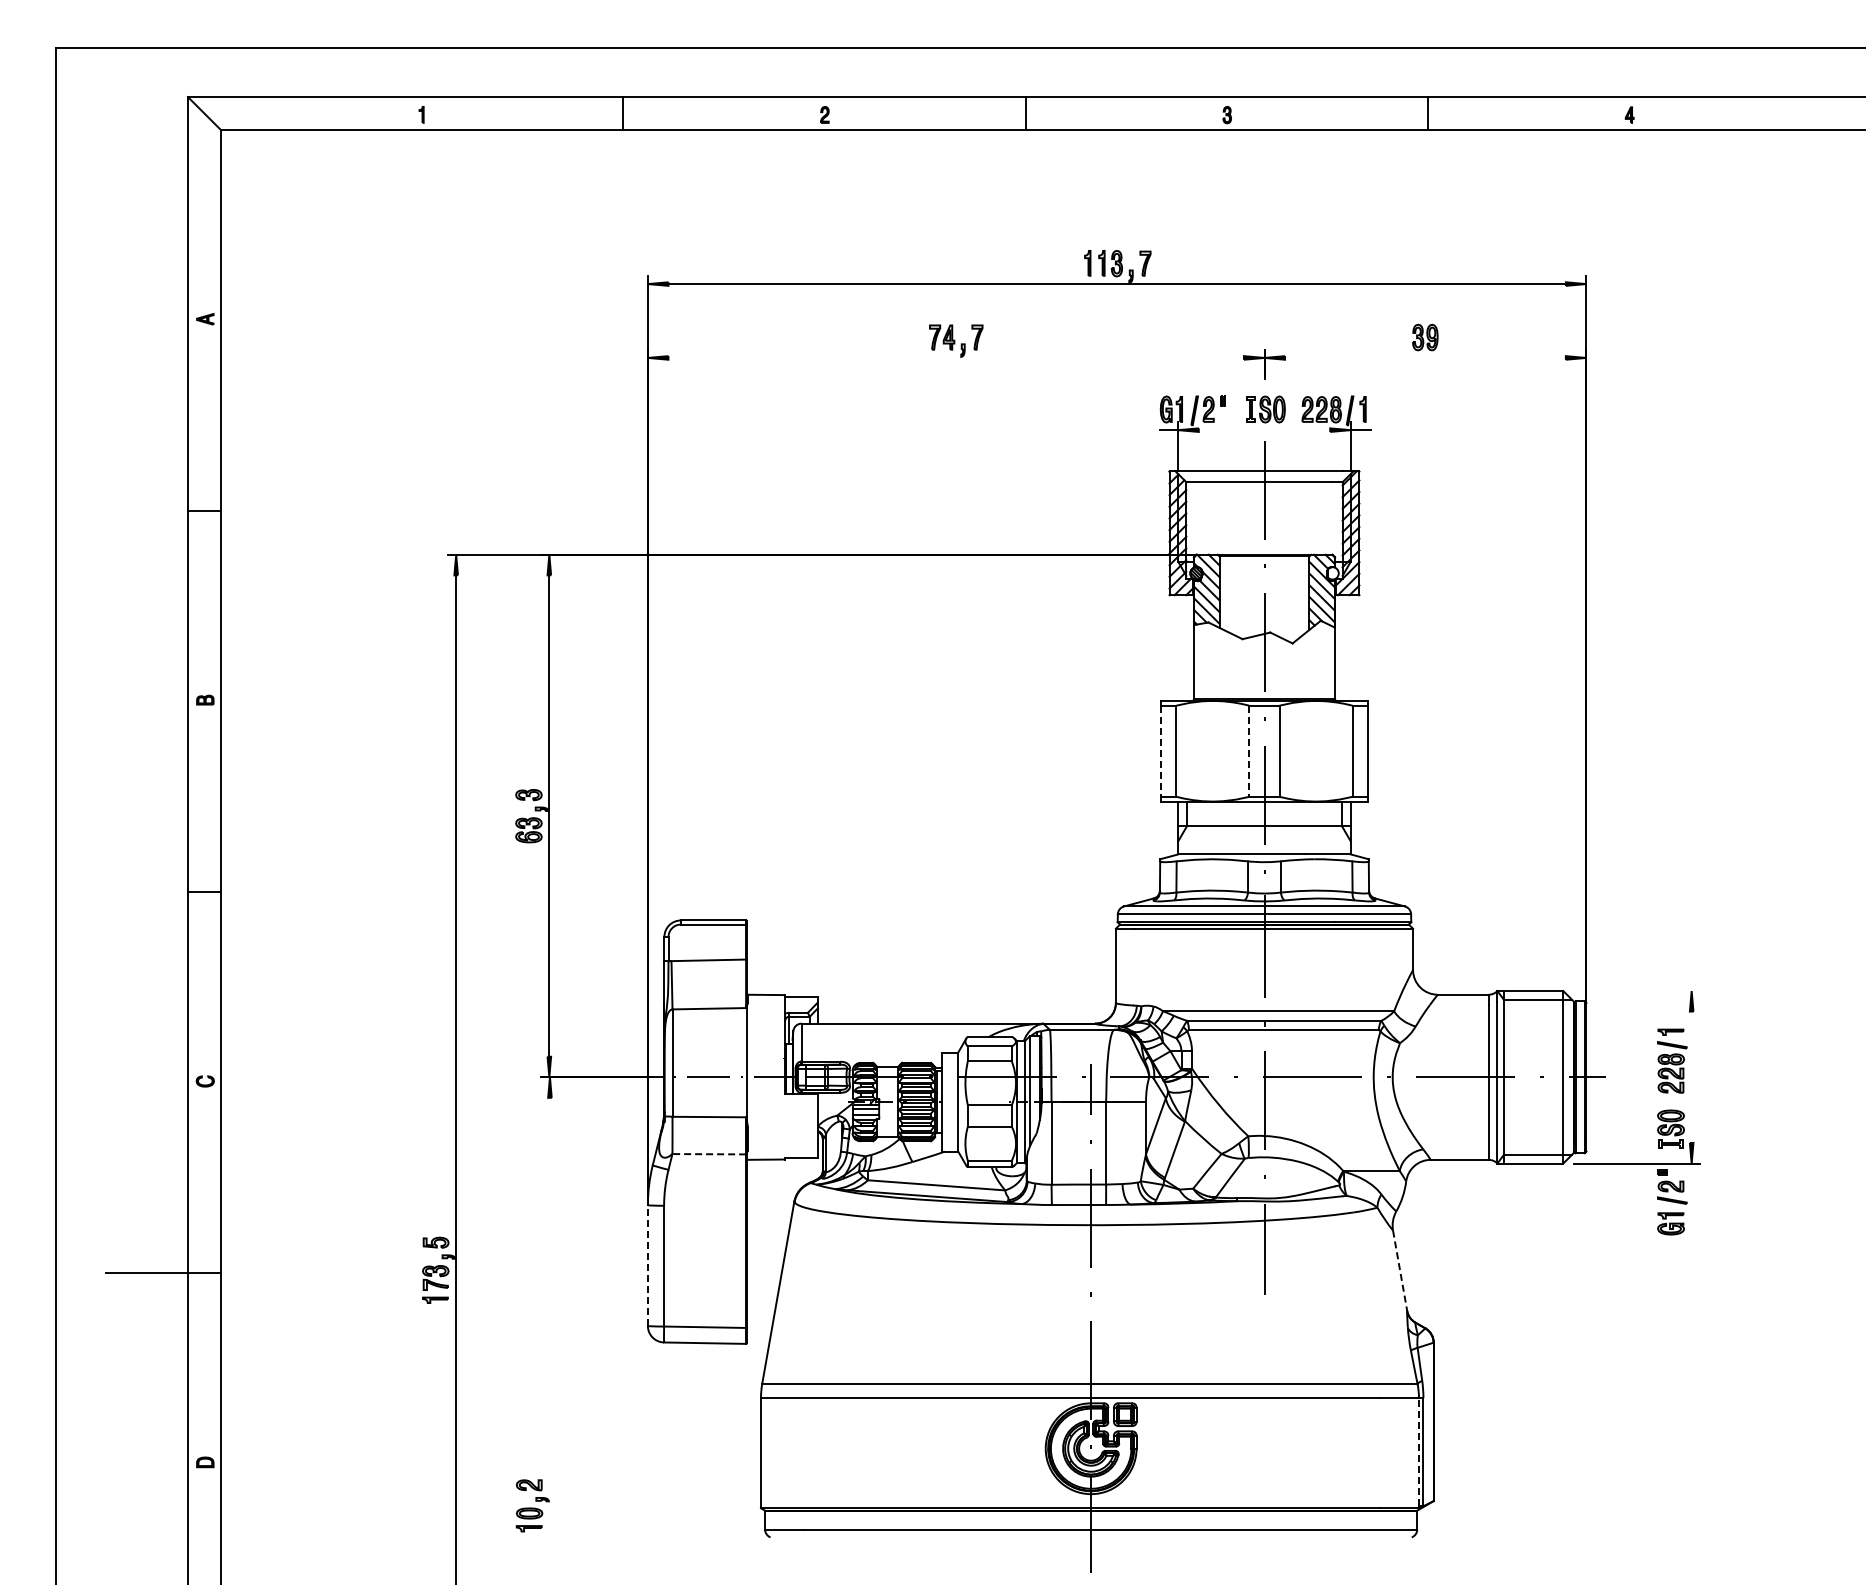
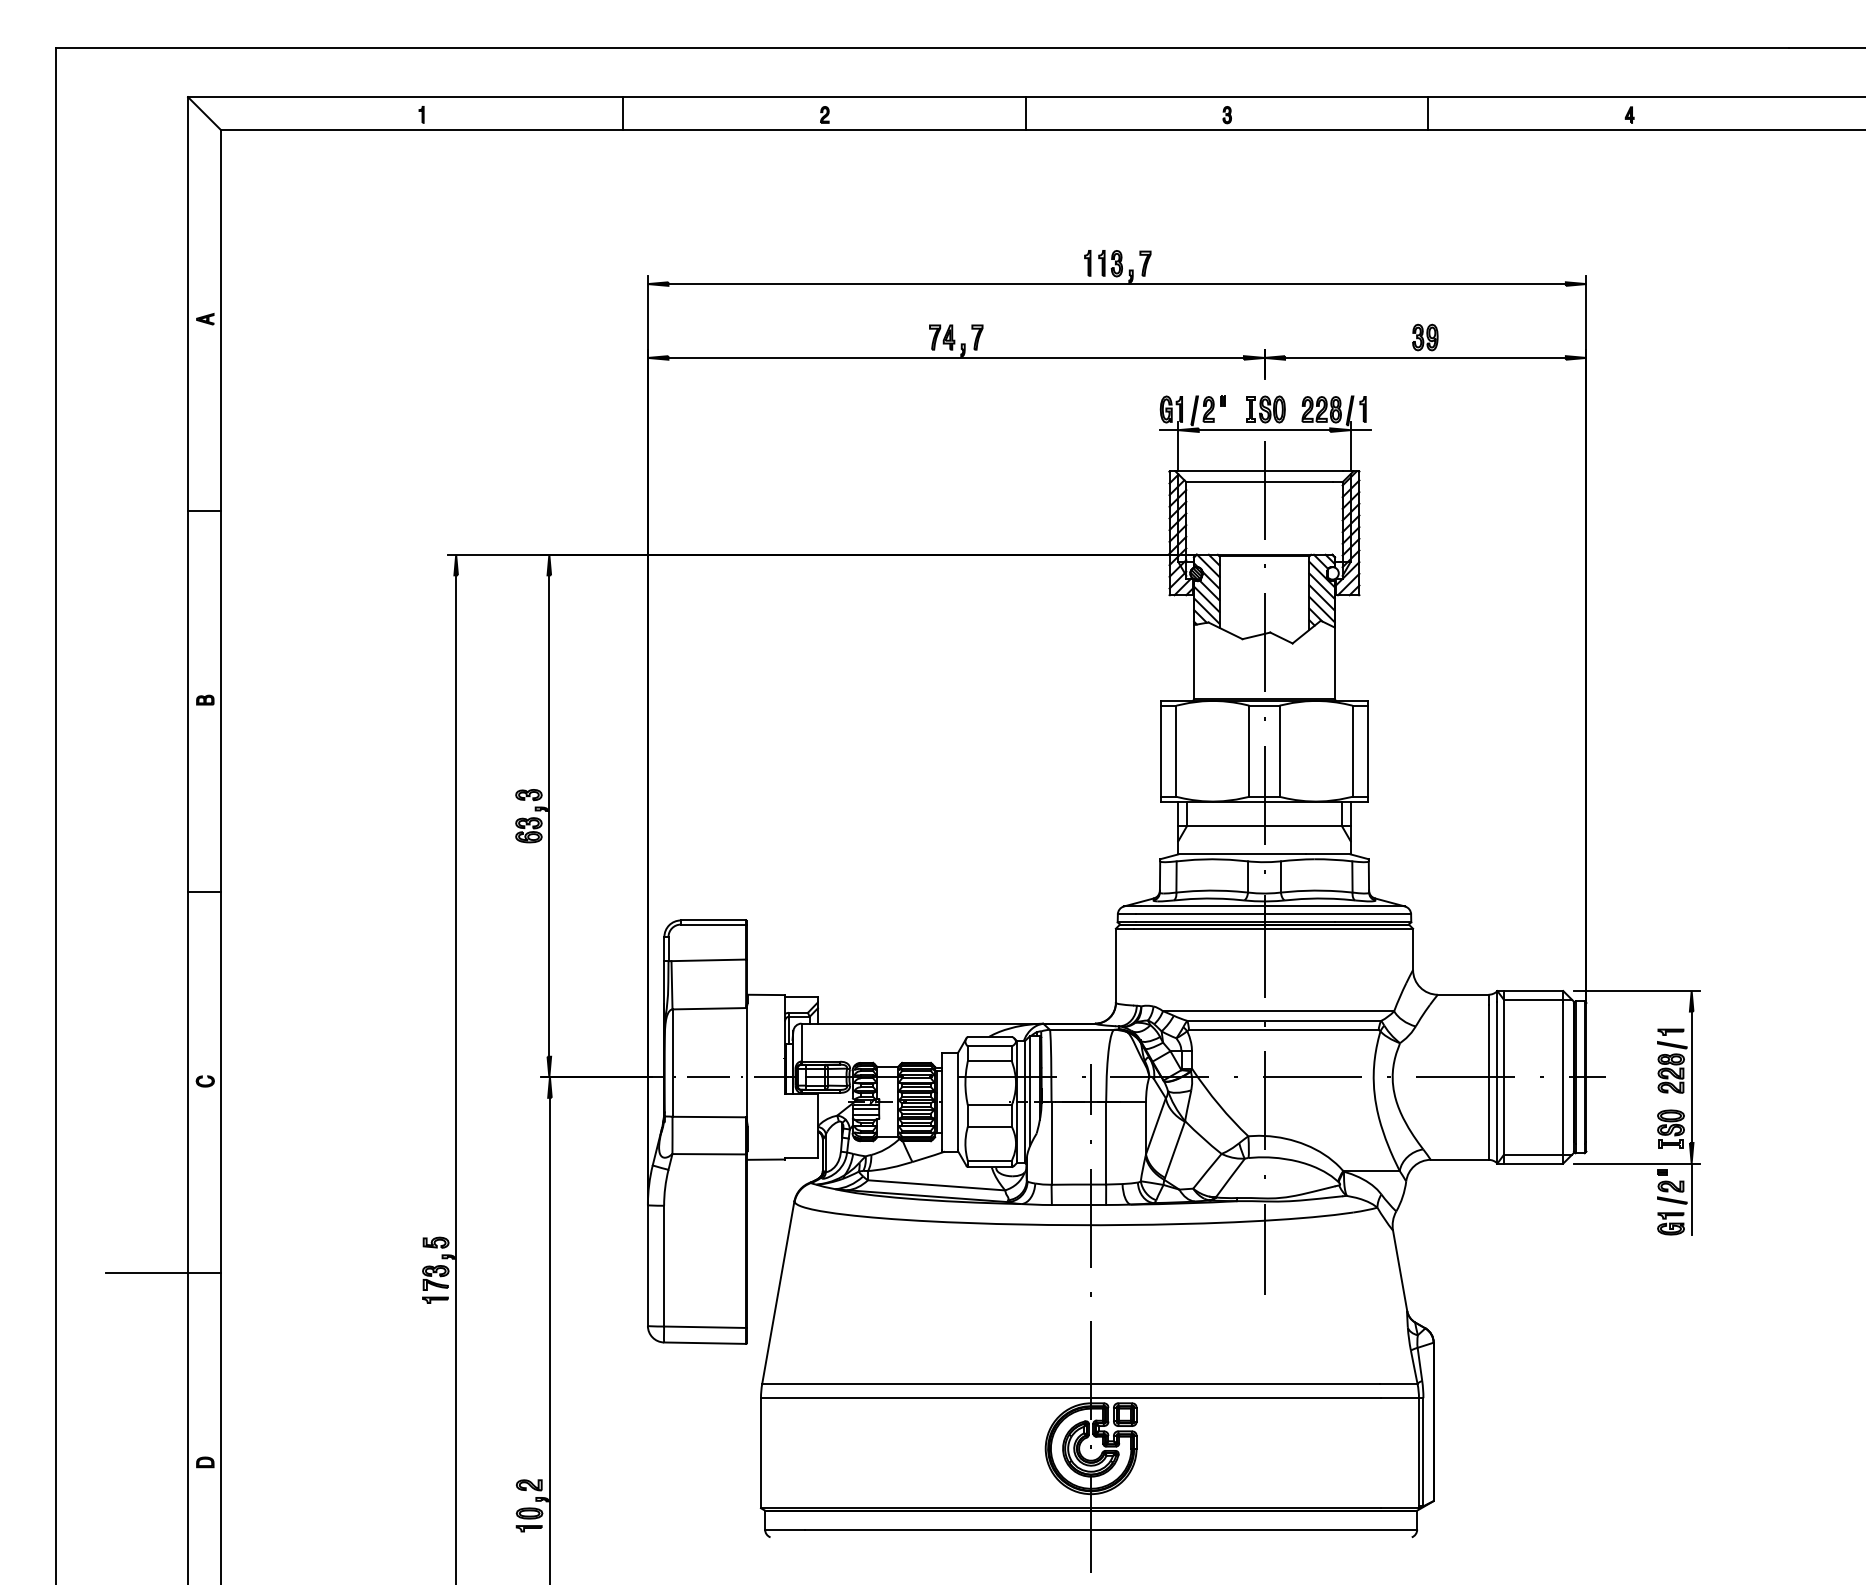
line: none -> present (955, 357)
line: none -> present (1425, 357)
line: none -> present (1264, 430)
line: dashed -> solid (1161, 751)
line: dashed -> solid (1249, 751)
line: none -> present (1636, 991)
line: none -> present (1691, 1077)
line: dashed -> solid (709, 1154)
line: none -> present (1691, 1199)
line: dashed -> solid (647, 1265)
line: dashed -> solid (1400, 1270)
line: none -> present (549, 1339)
line: dashed -> solid (1418, 1451)
